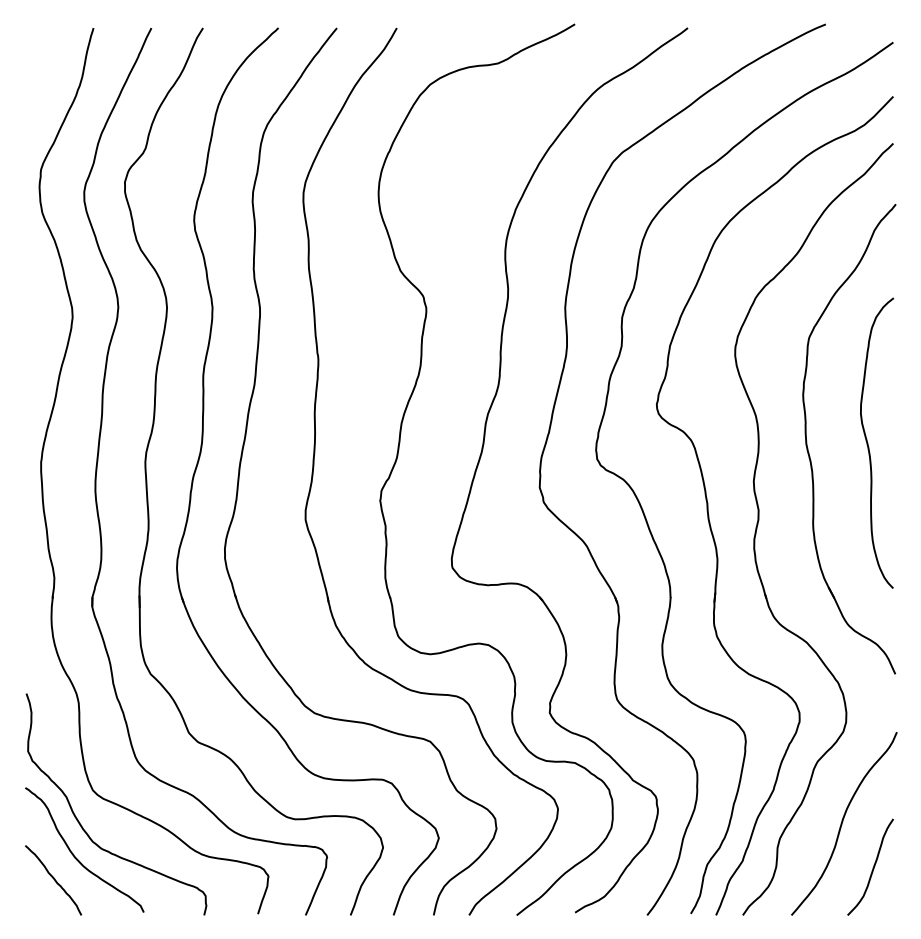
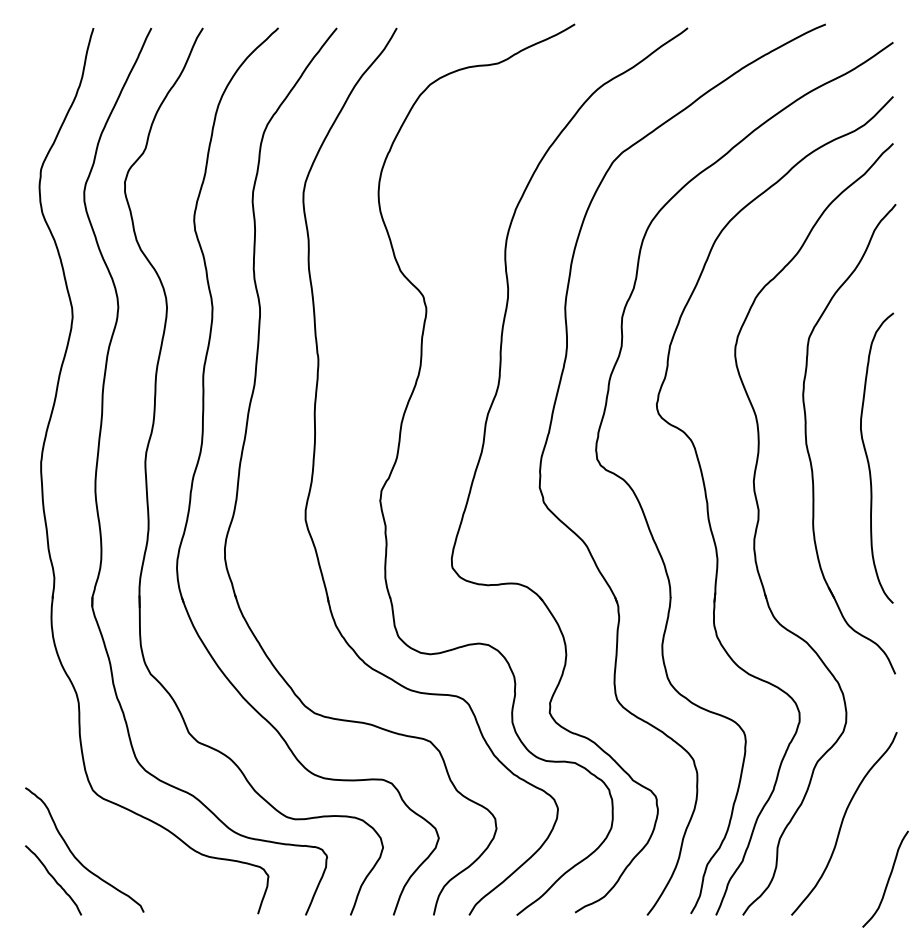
curve position: (868, 442) -> (868, 457) (868, 457)
curve: present -> none (83, 827)
curve position: (872, 867) -> (887, 879) (887, 879)
